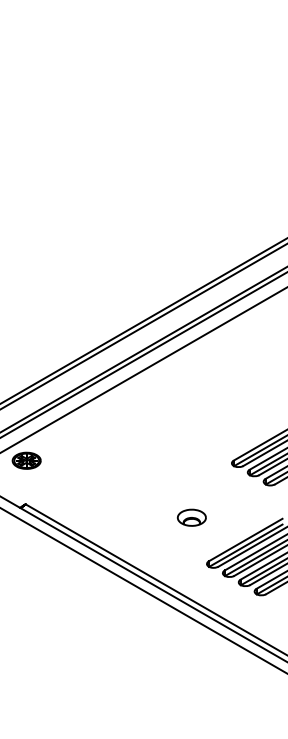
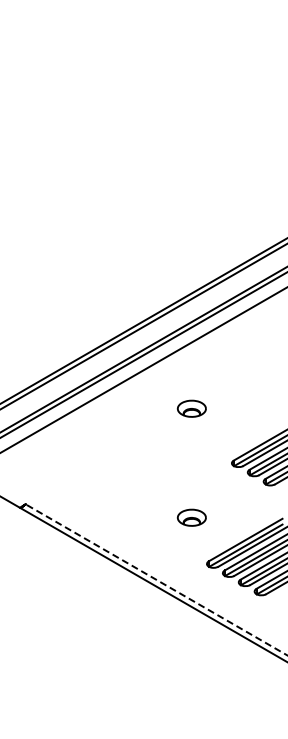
part: none -> present (191, 408)
part: present -> none (26, 460)
line: solid -> dashed (156, 579)
line: present -> none (143, 589)
